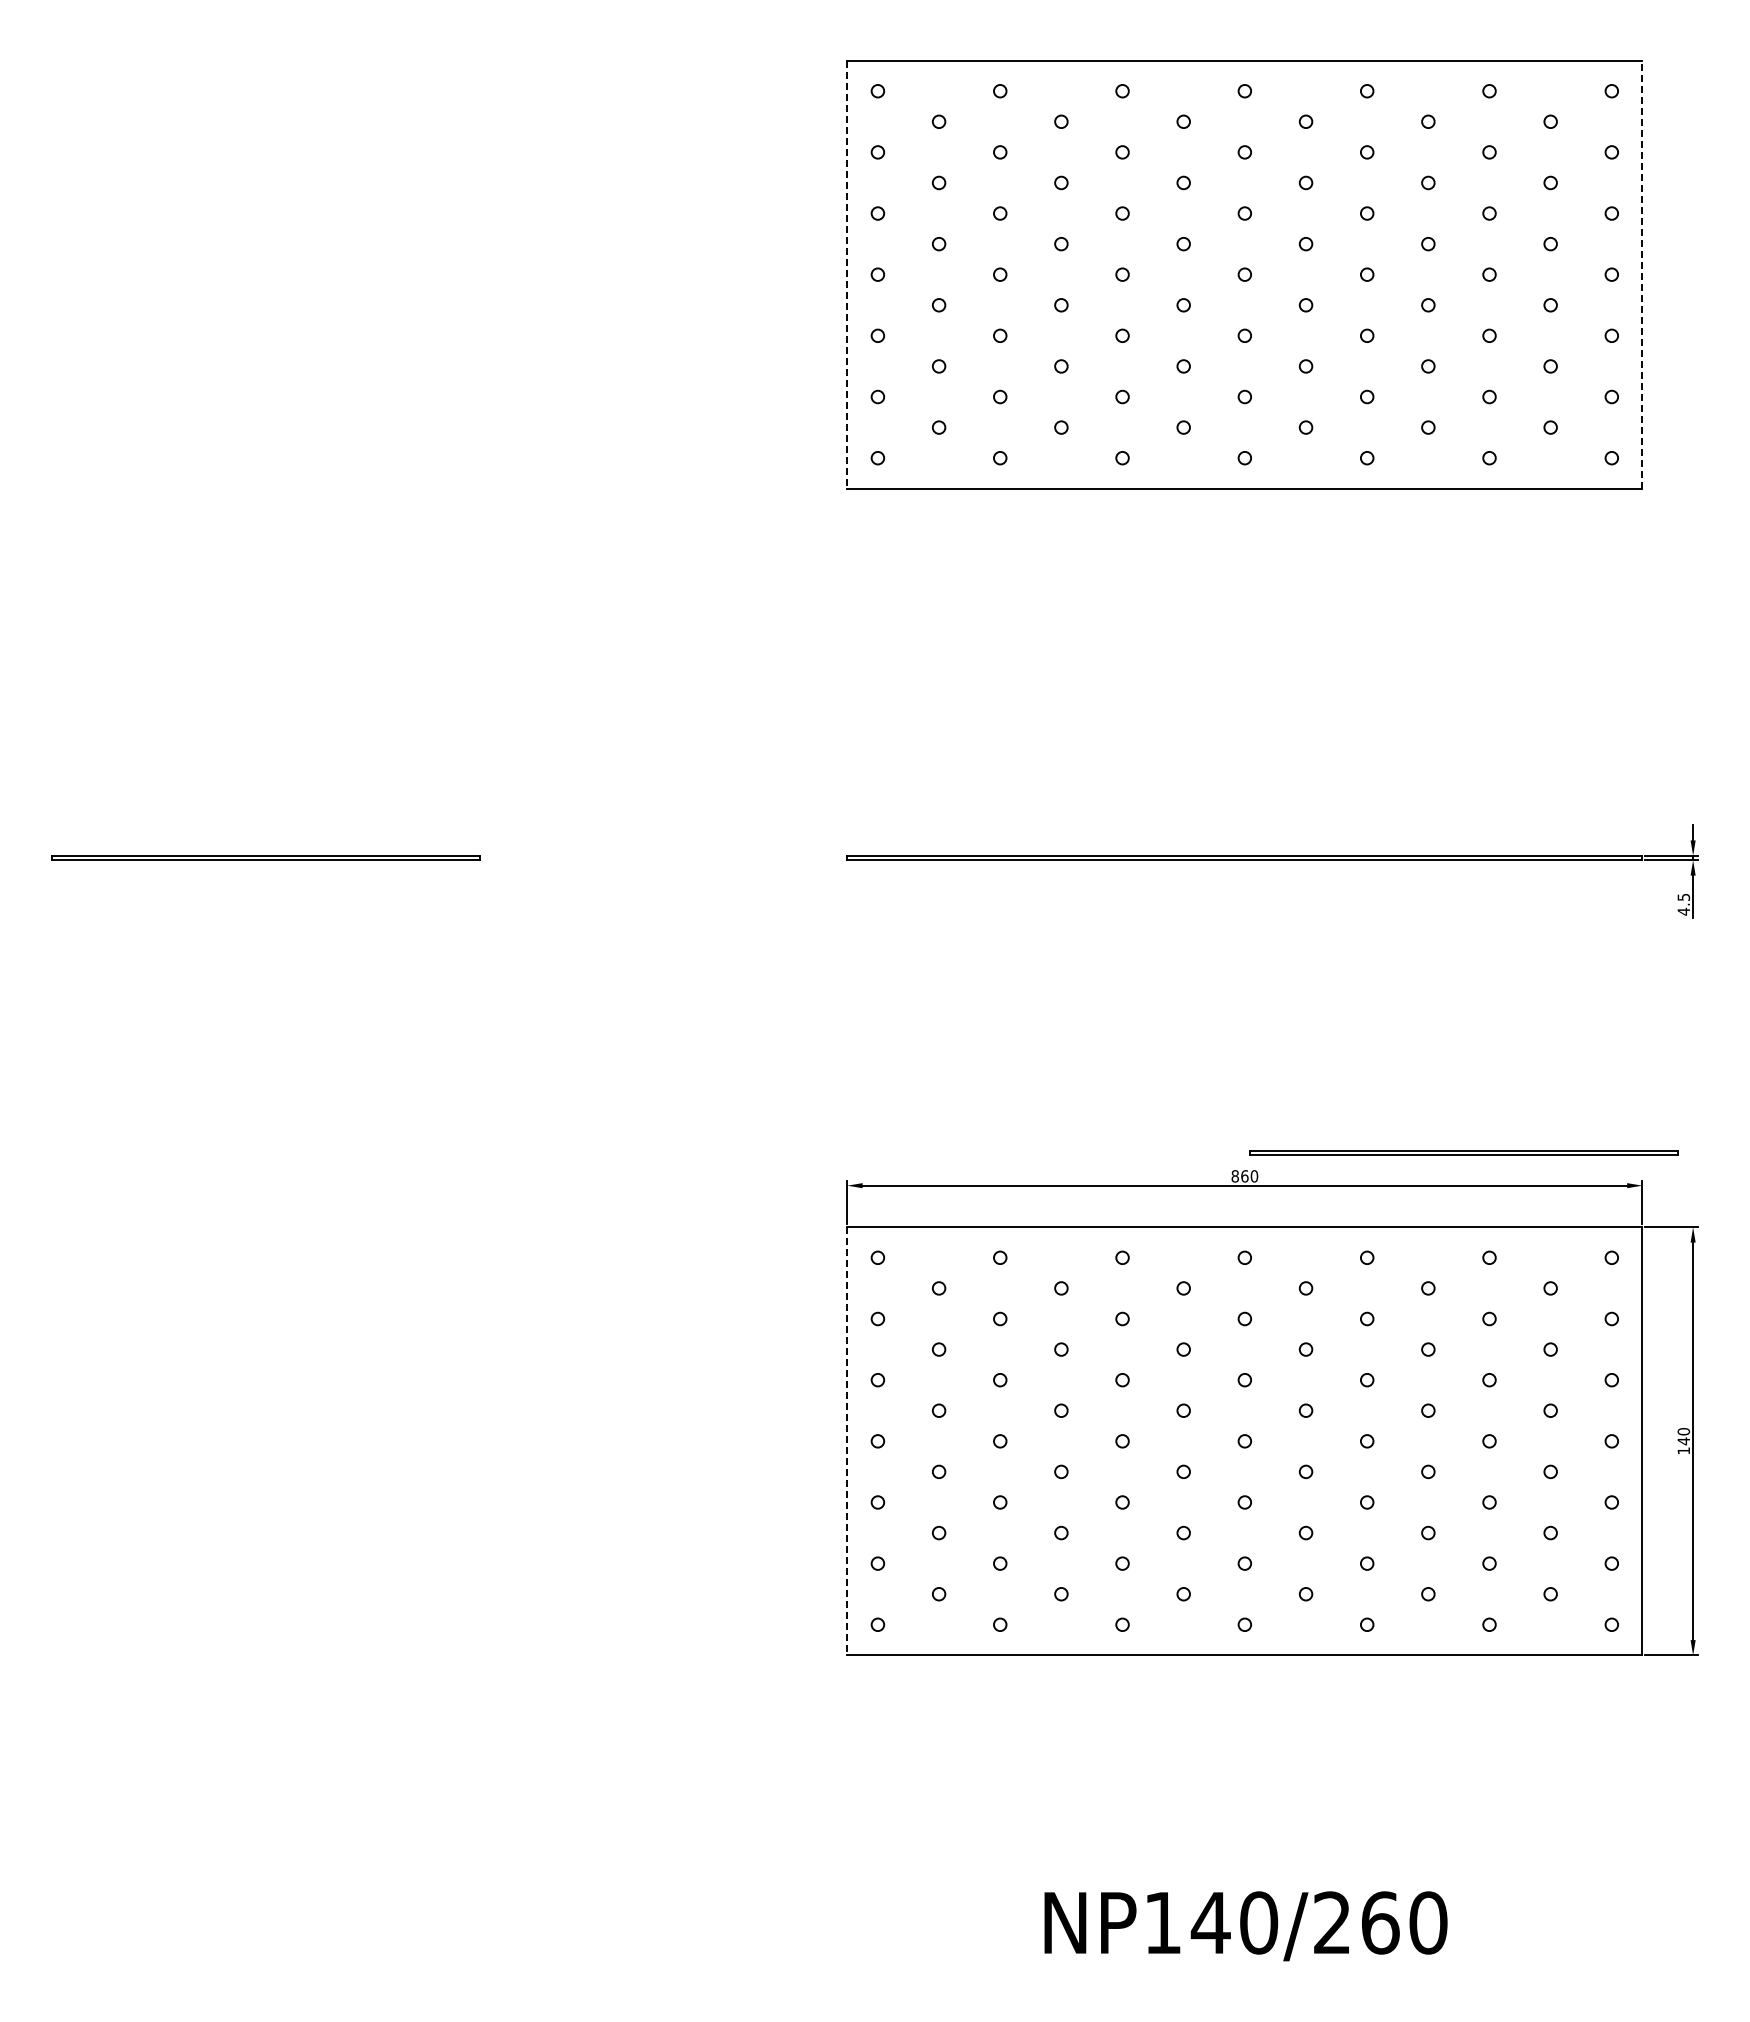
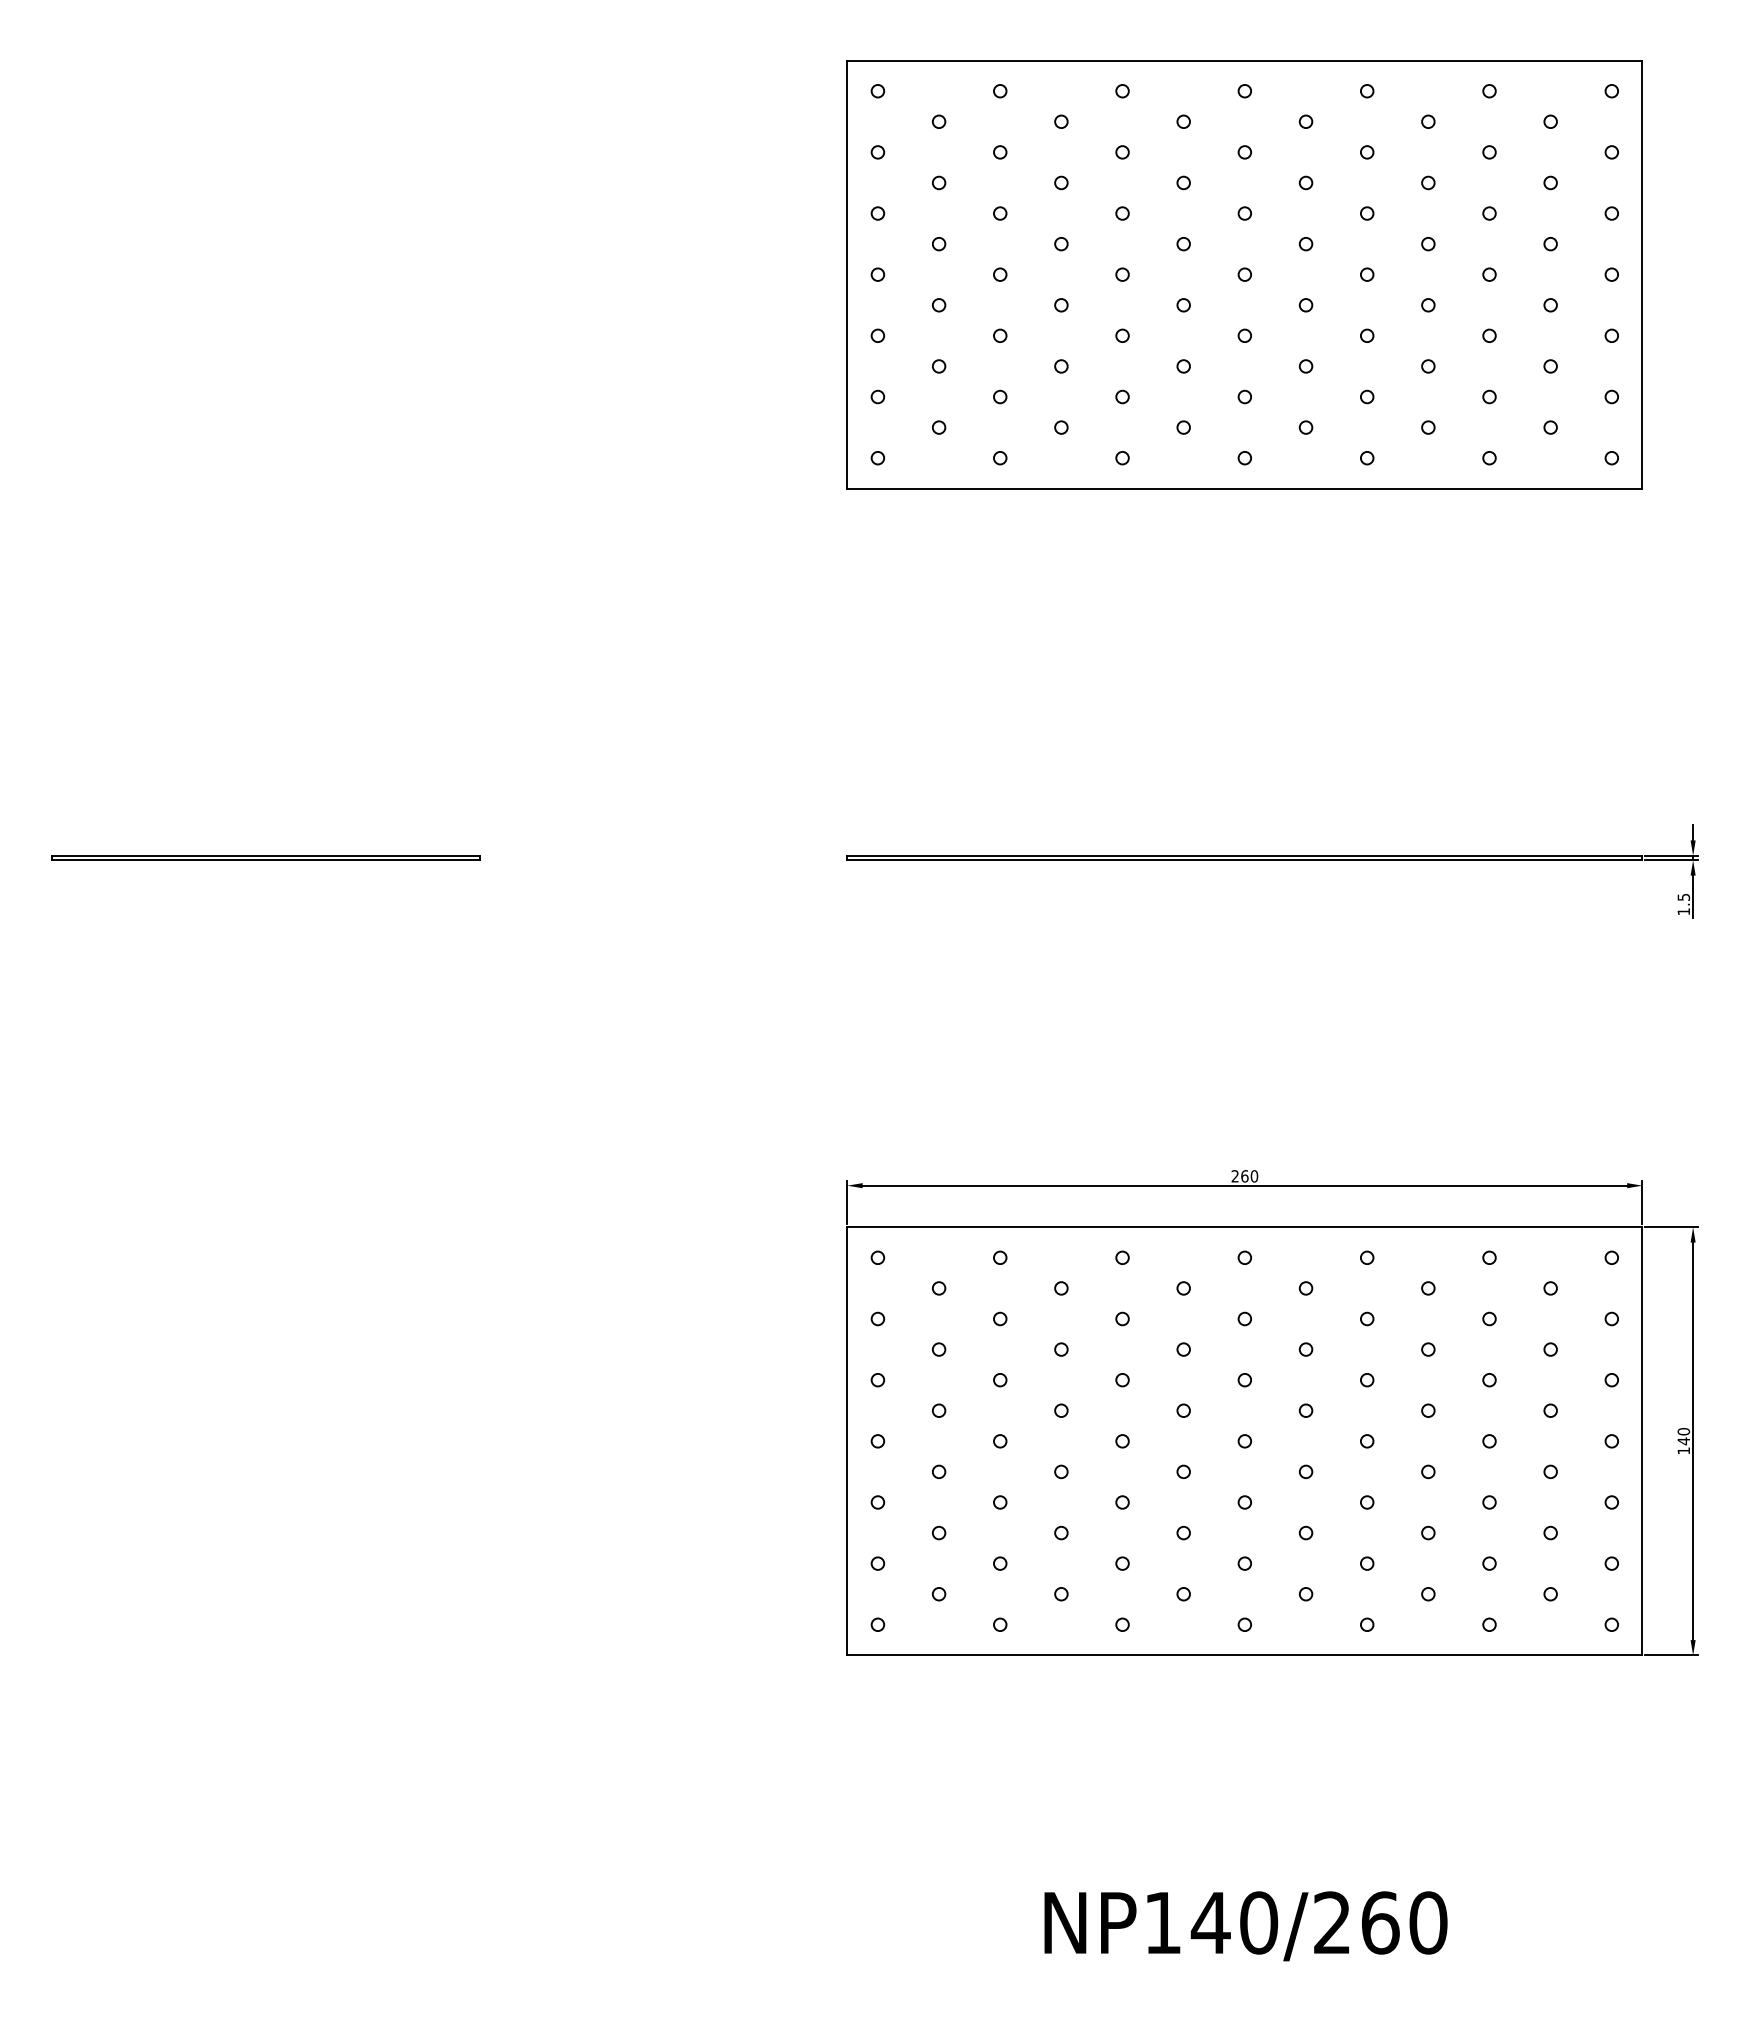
line: dashed -> solid (1642, 274)
line: dashed -> solid (847, 275)
text: 4.5 -> 1.5 (1683, 911)
part: present -> none (1463, 1152)
text: 860 -> 260 (1234, 1176)
line: dashed -> solid (847, 1441)
